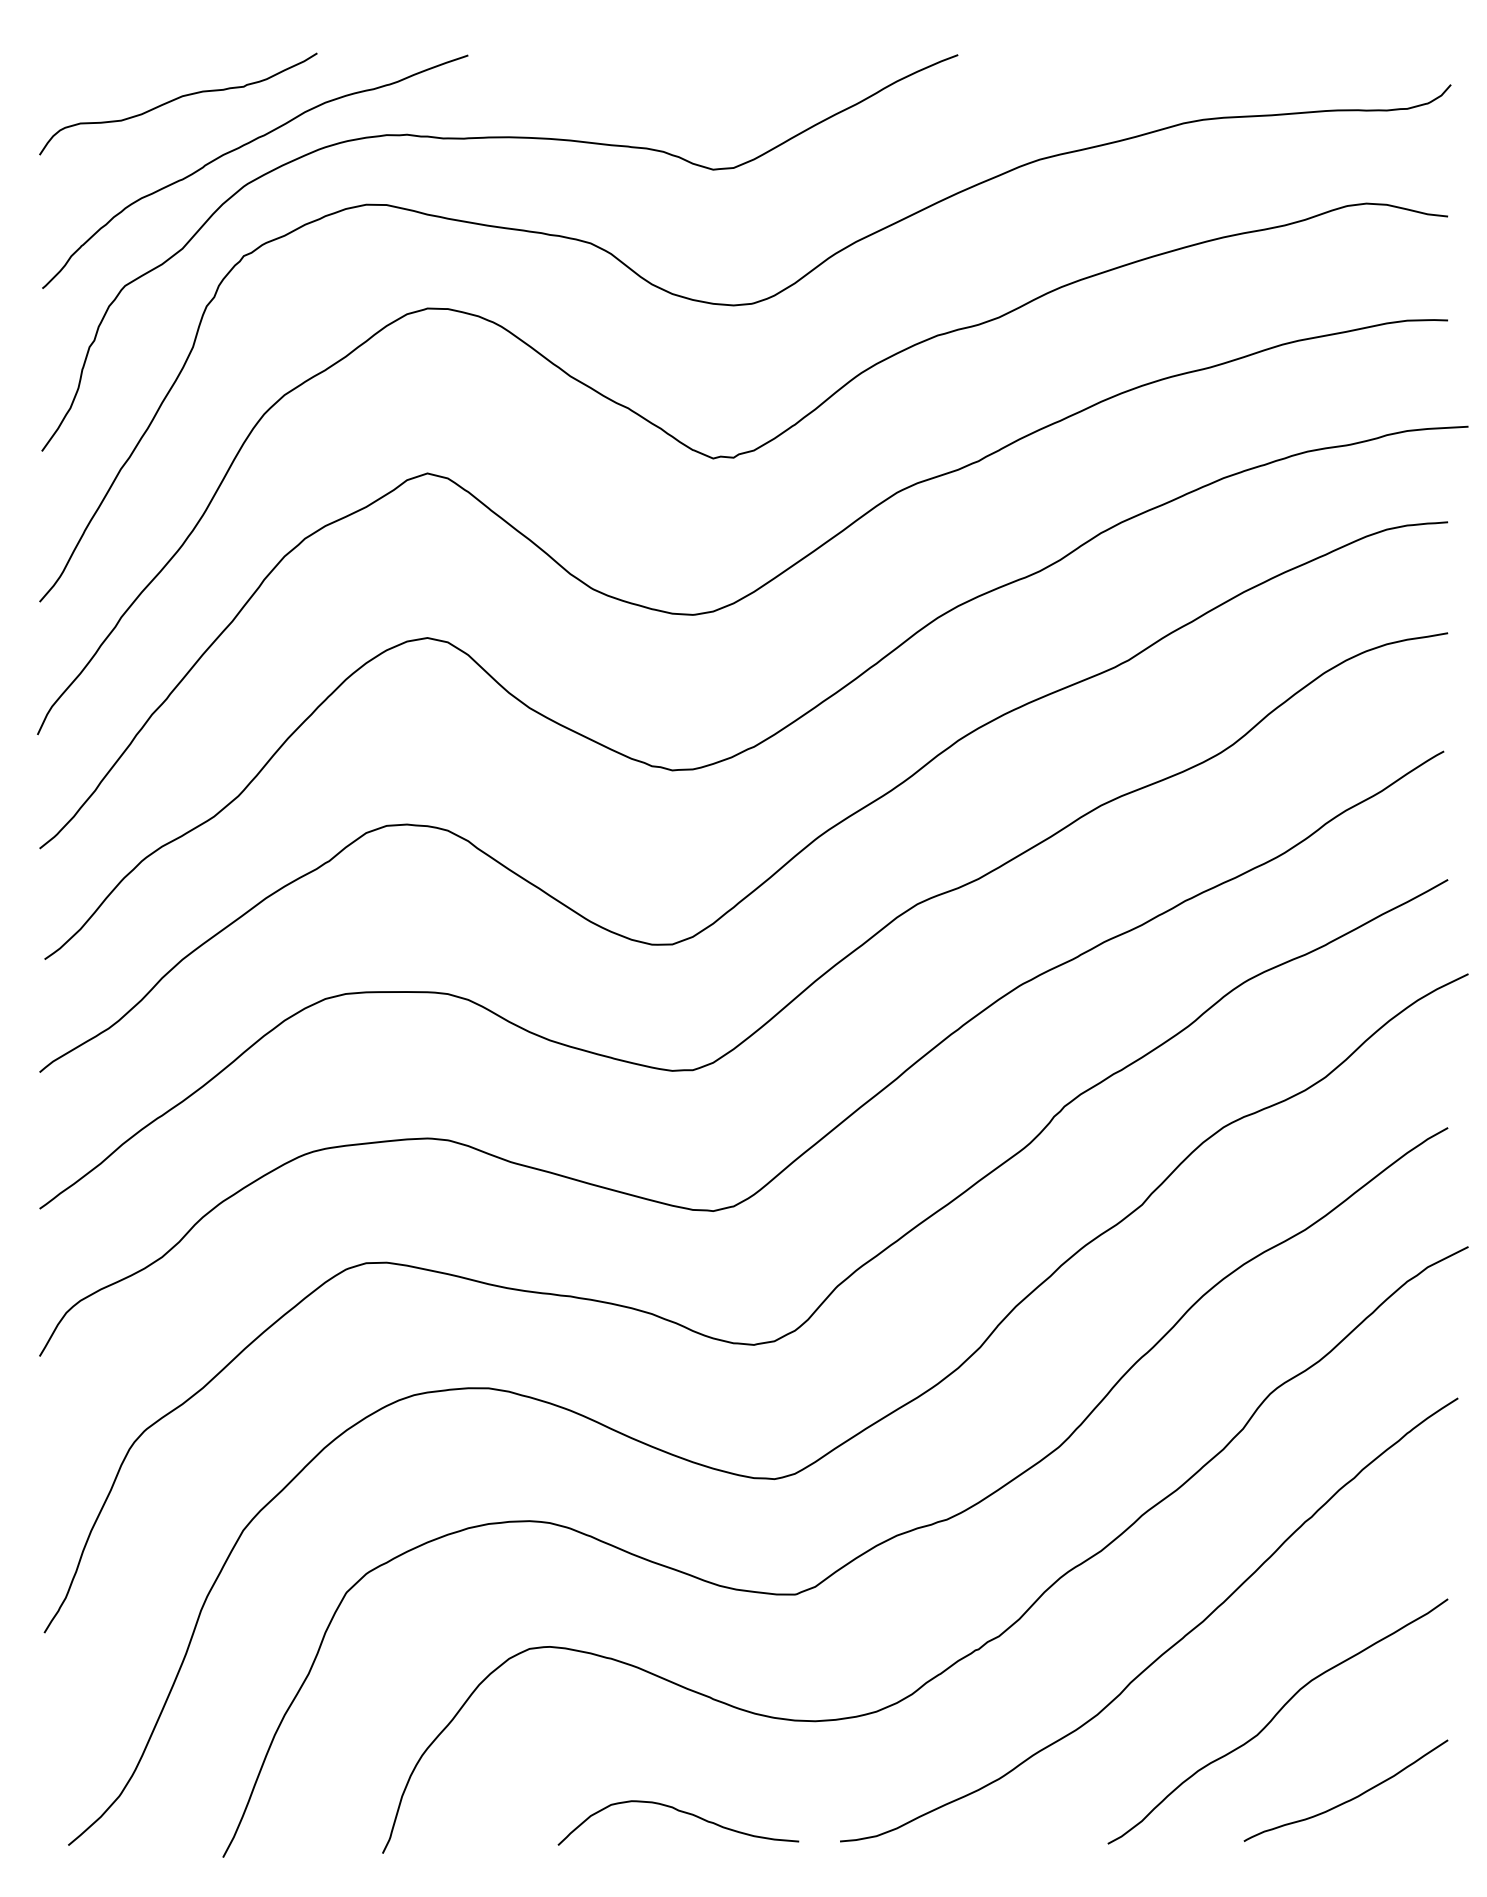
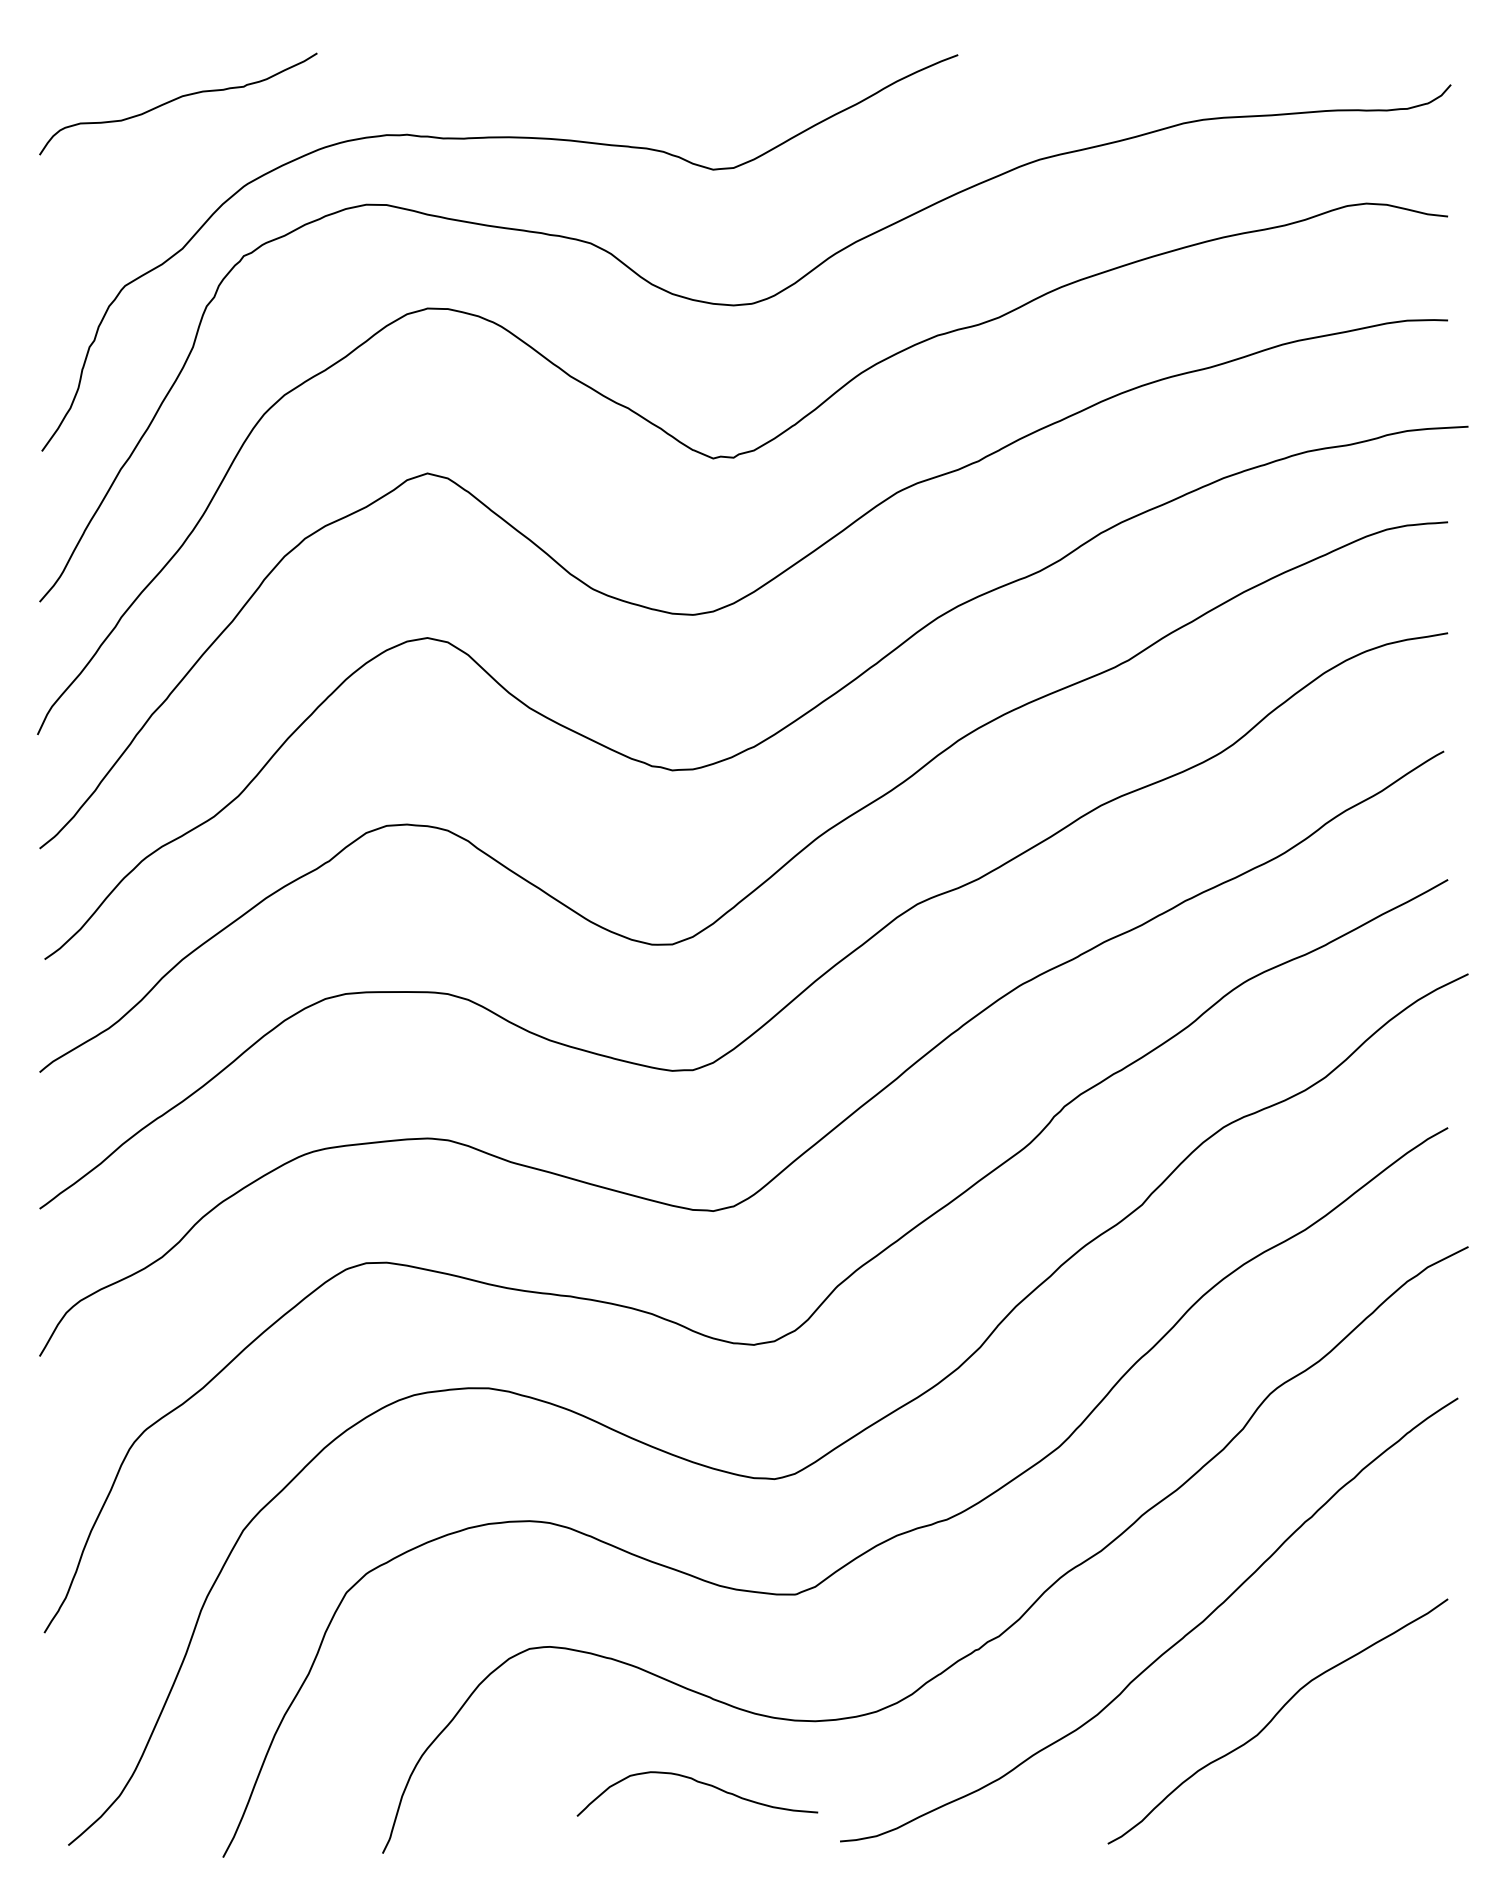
curve: present -> none (240, 148)
curve: present -> none (1349, 1799)
curve position: (681, 1812) -> (700, 1783) (700, 1783)
